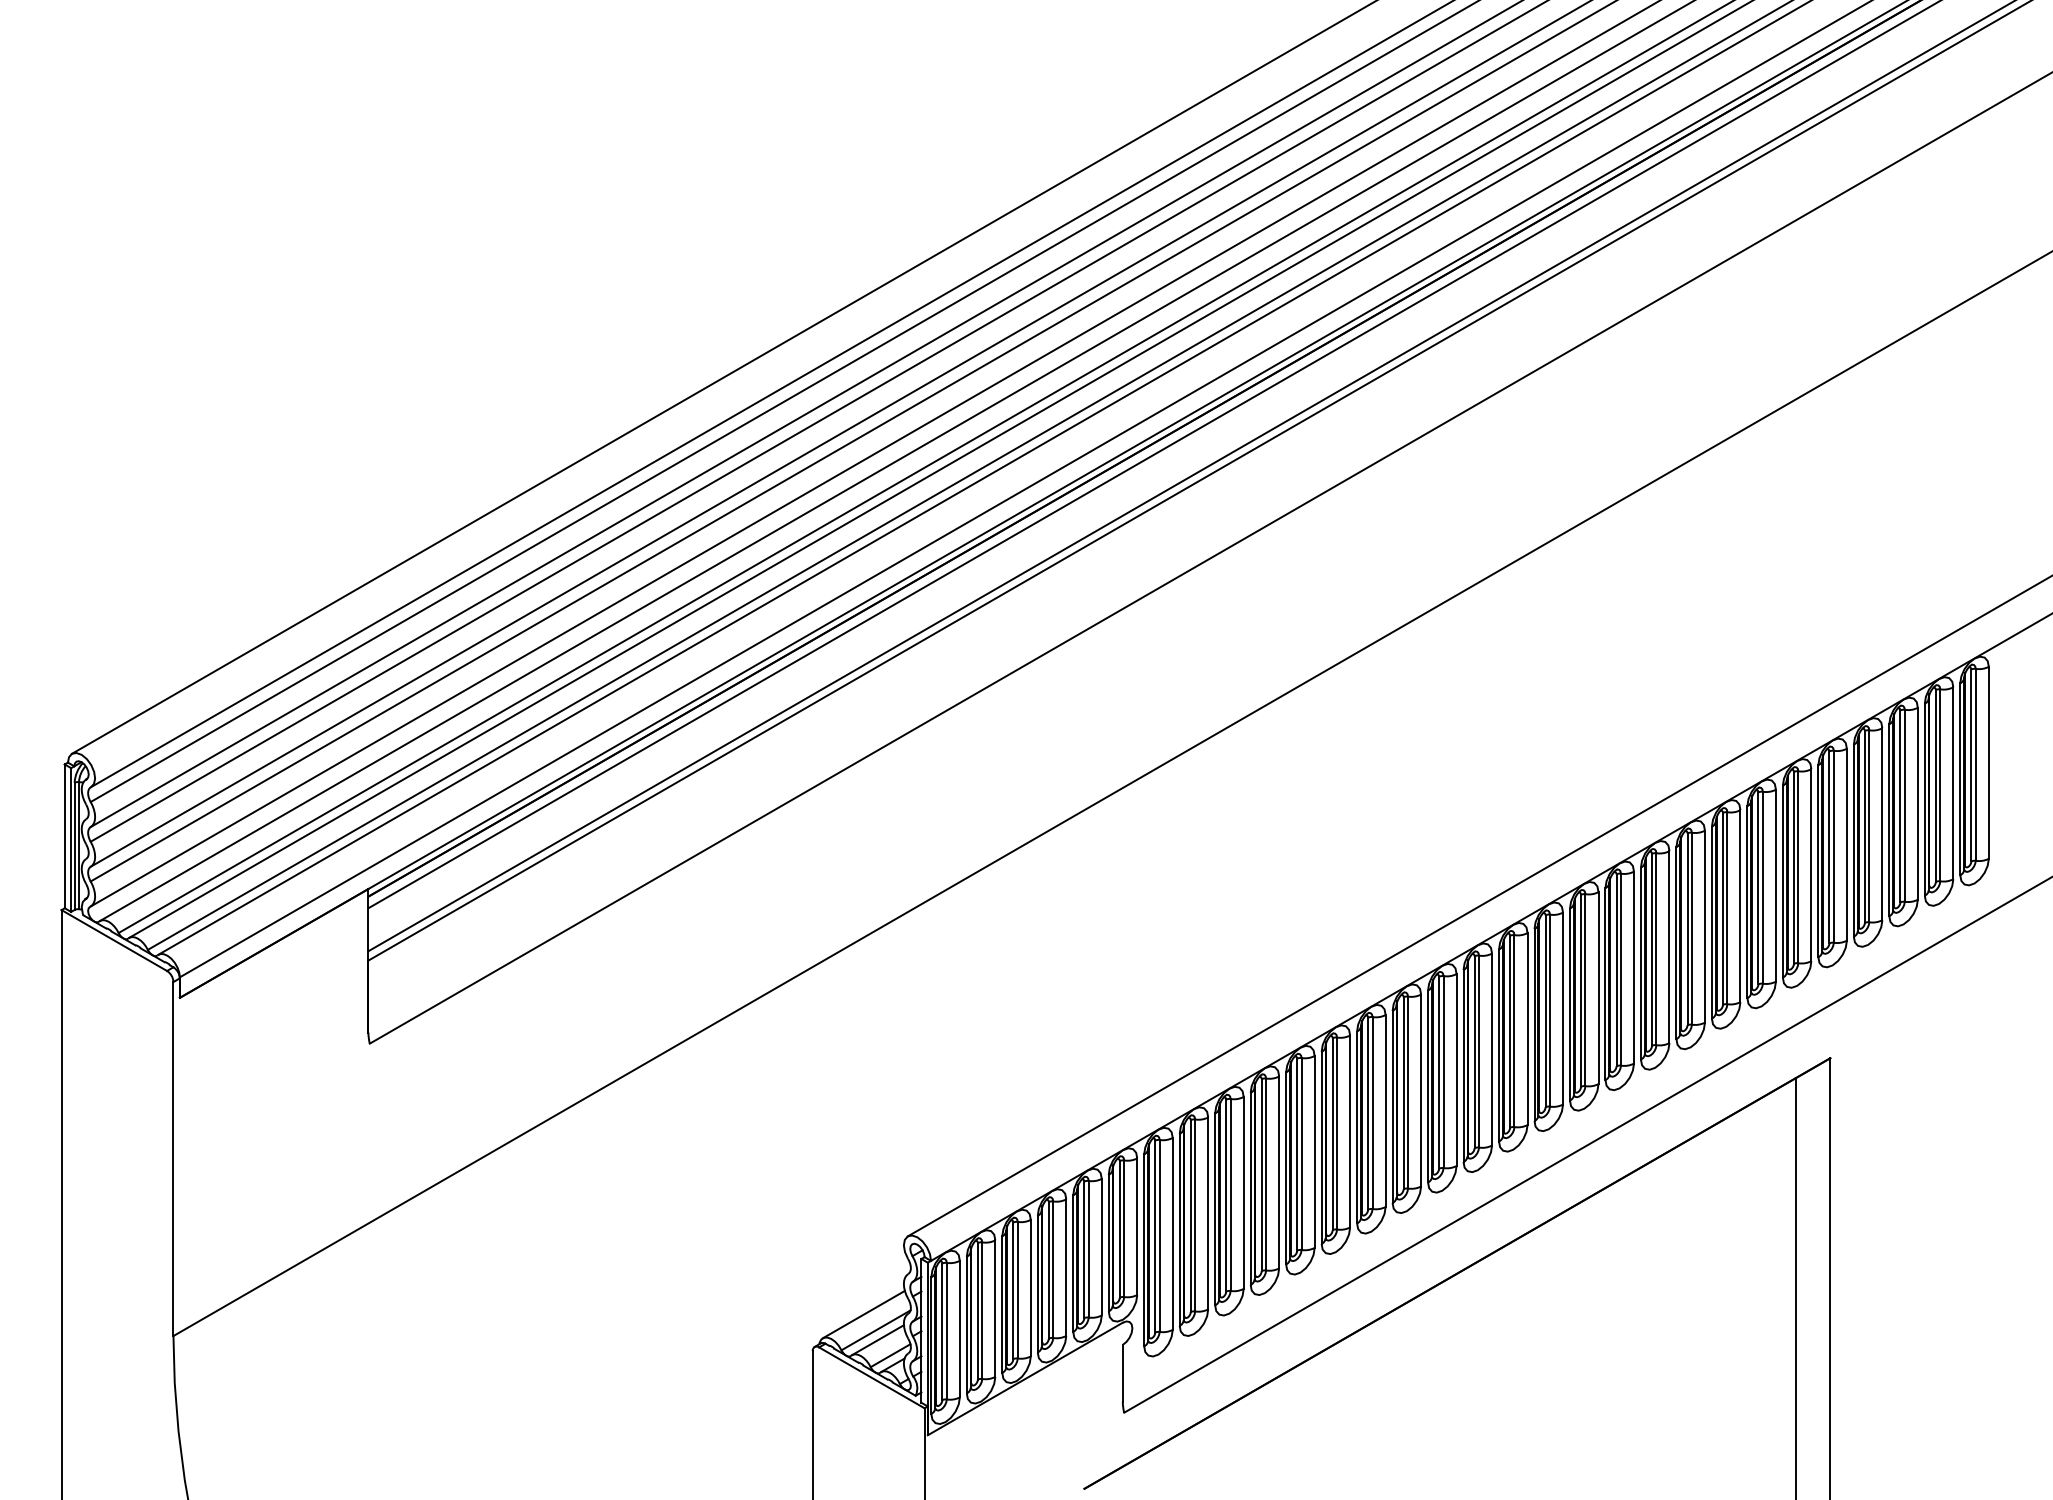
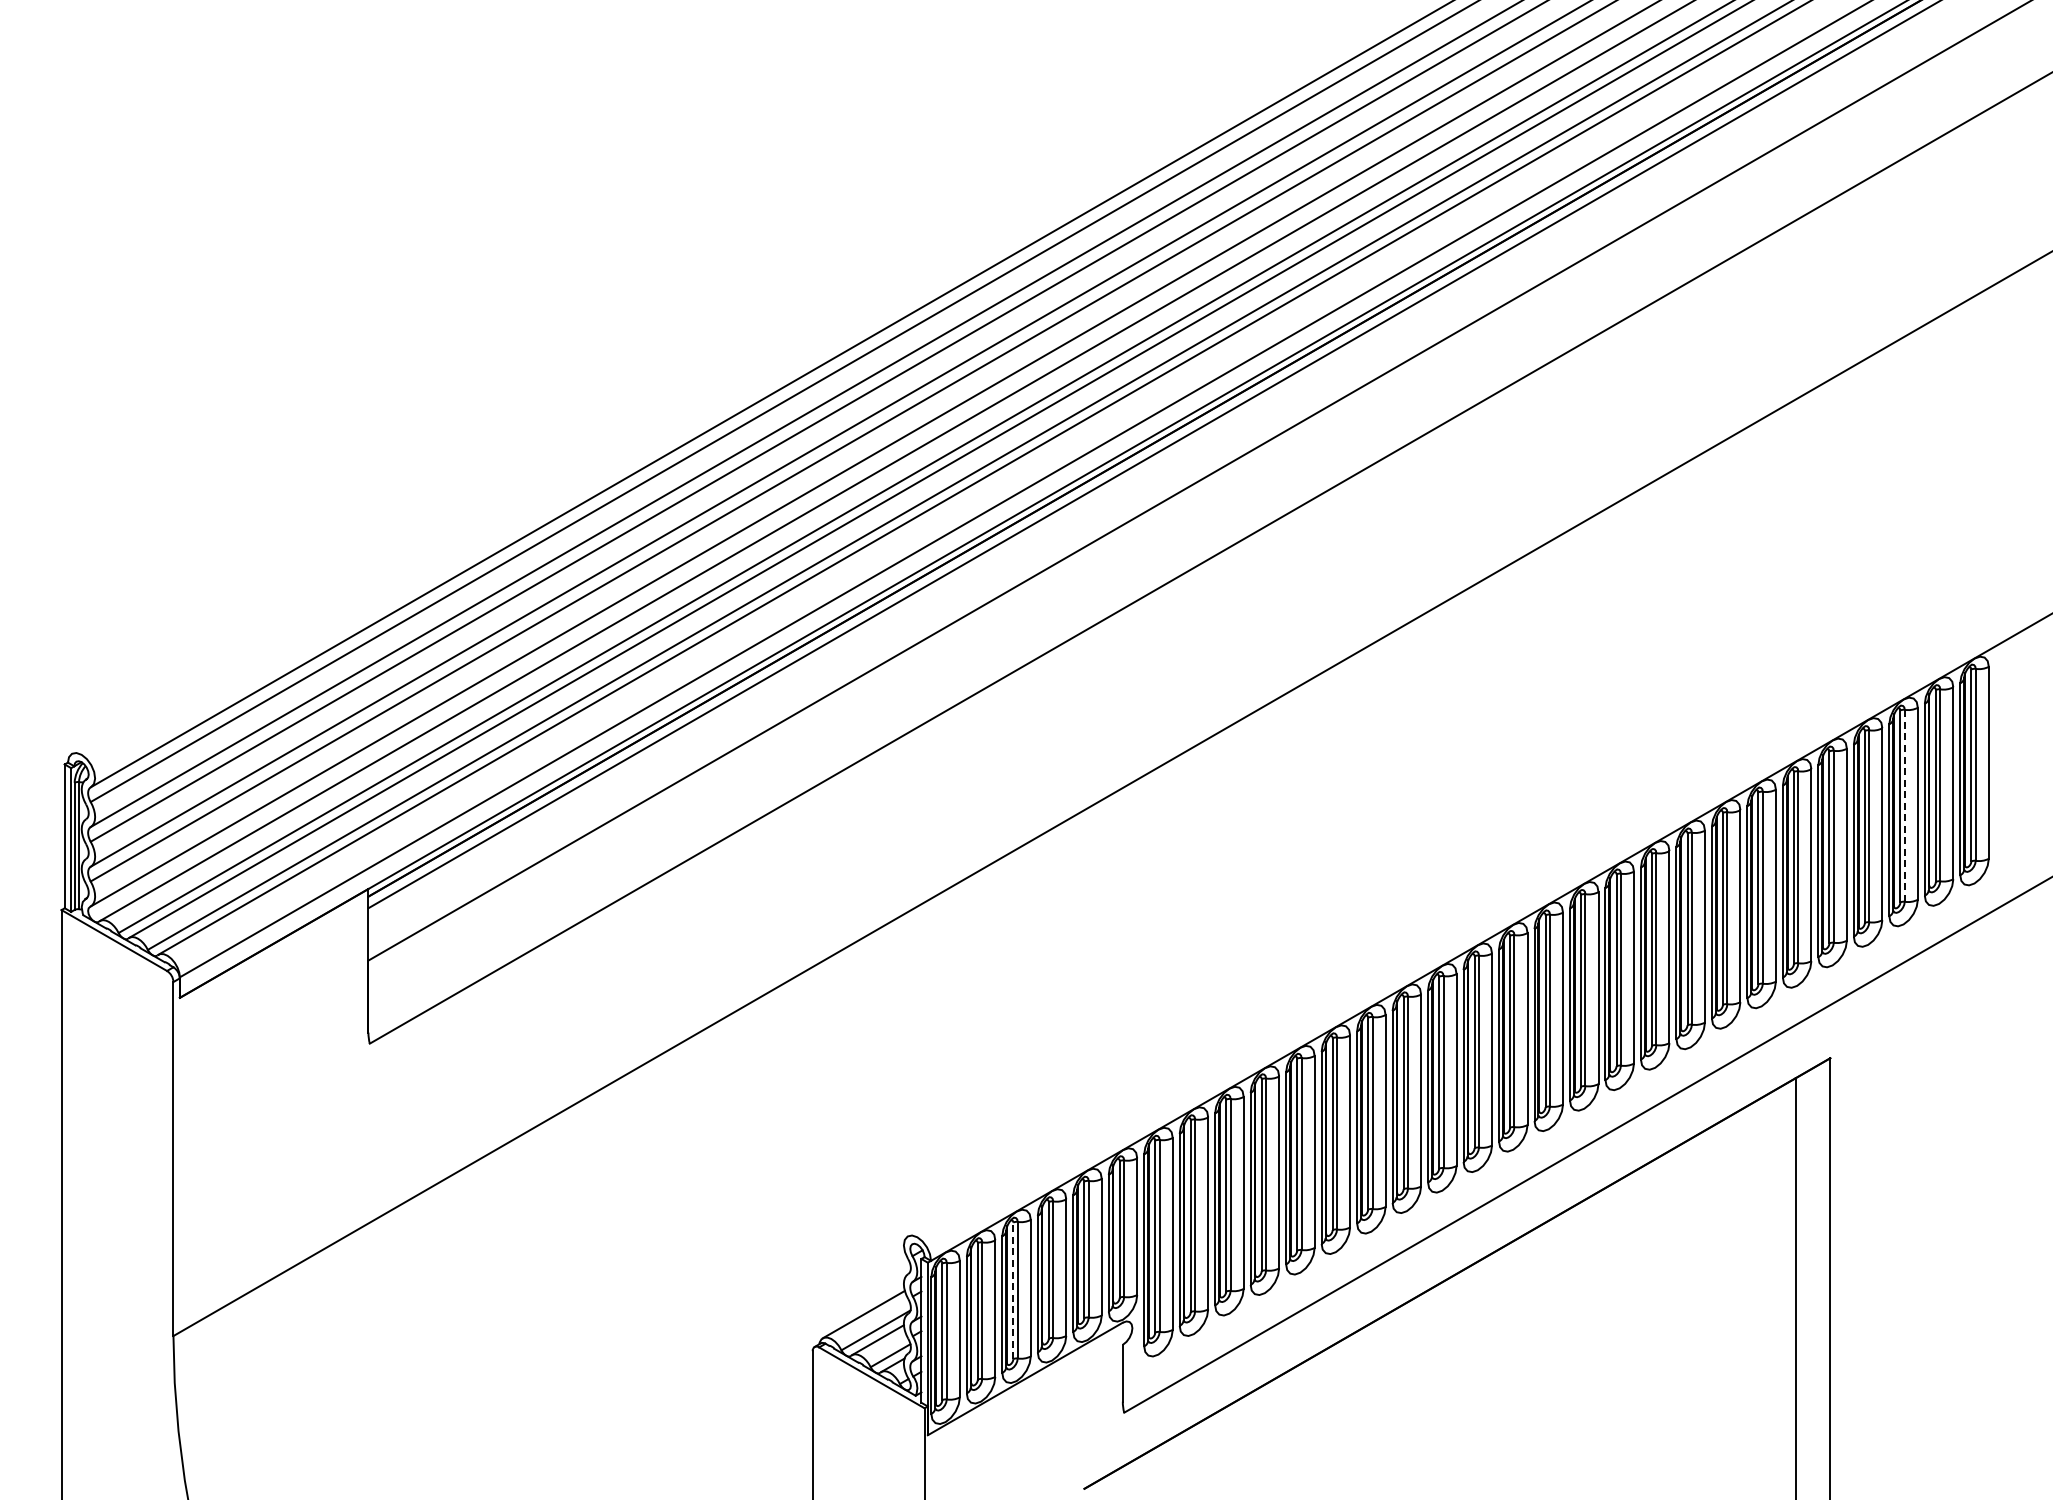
line: present -> none (722, 377)
line: present -> none (1190, 476)
line: solid -> dashed (1904, 805)
line: present -> none (1478, 906)
line: solid -> dashed (1013, 1290)
